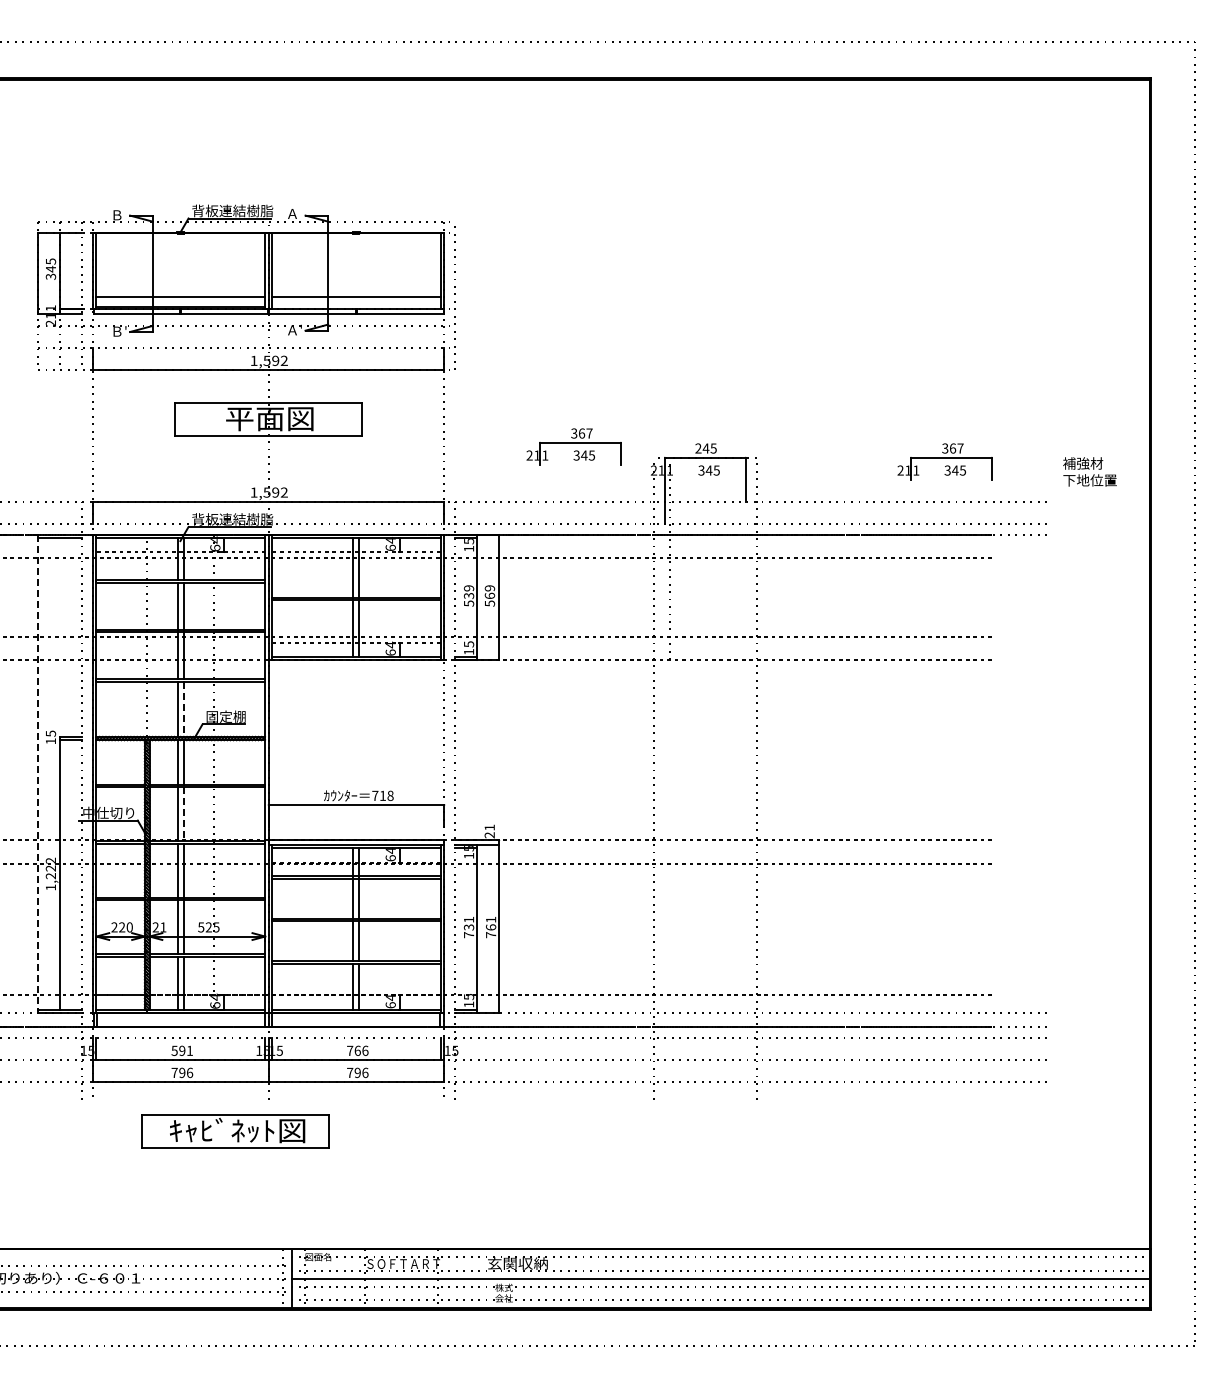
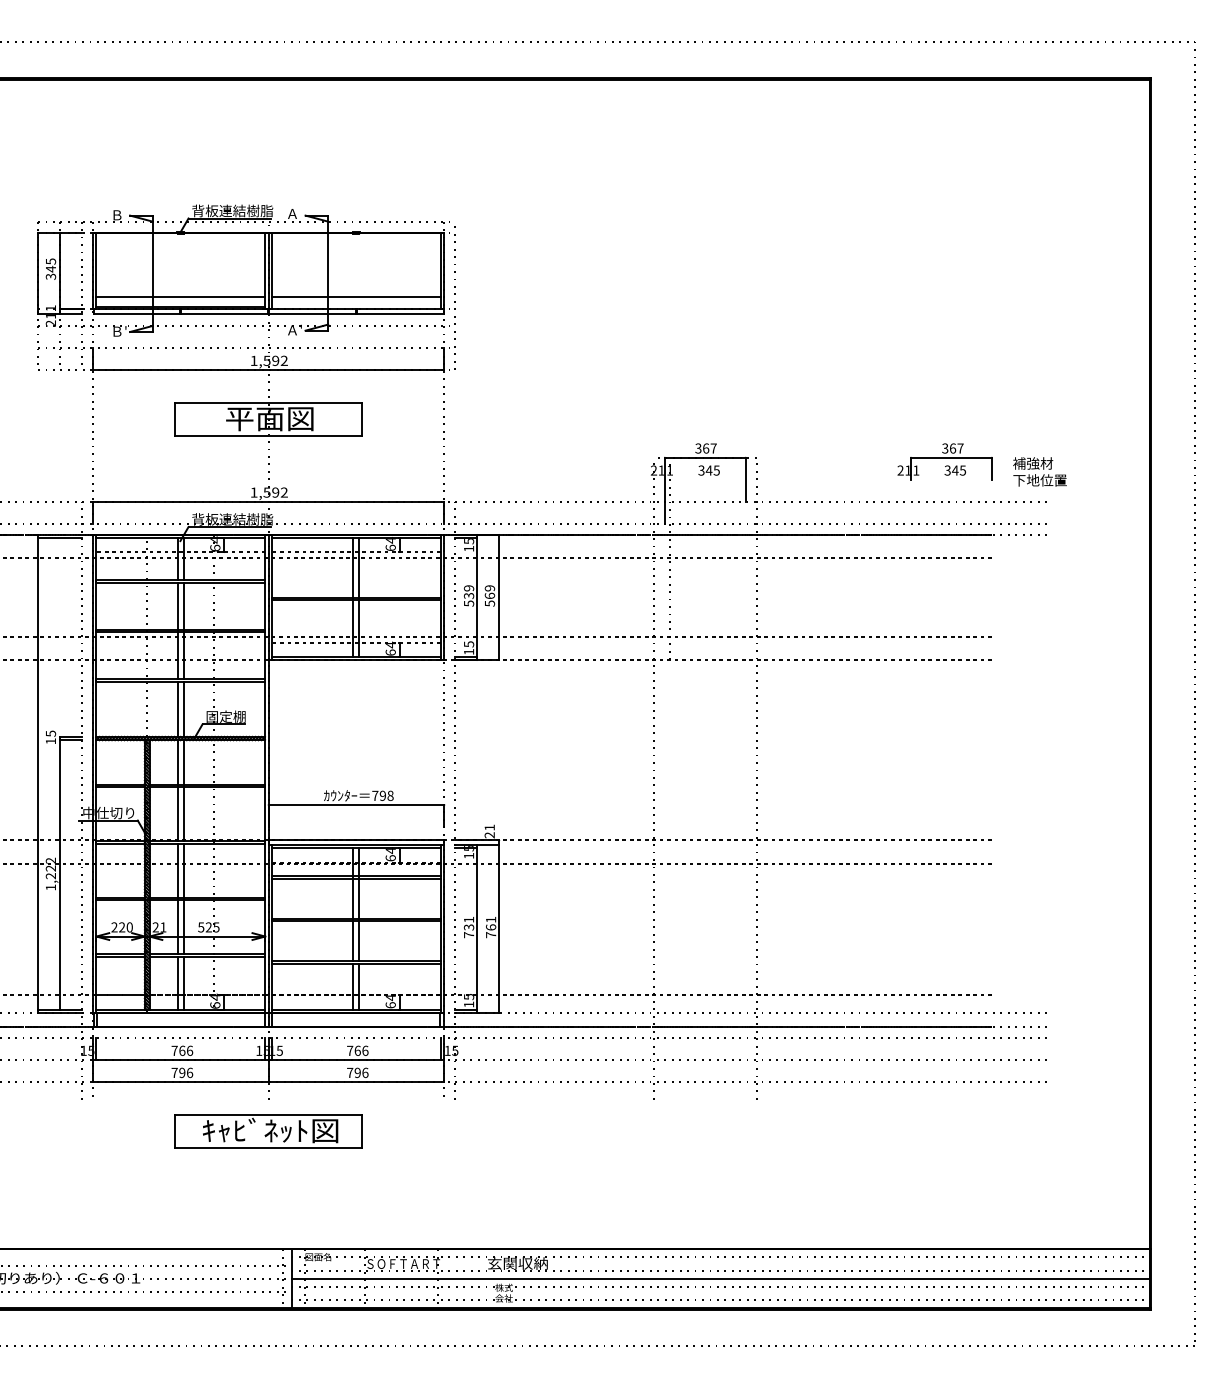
part: present -> none (573, 446)
text: 245 -> 367 (705, 448)
text position: (1089, 471) -> (1039, 471) (1039, 471)
line: dashed -> solid (183, 709)
line: dashed -> solid (38, 774)
text: 718 -> 798 (382, 795)
line: dashed -> solid (183, 814)
text: 591 -> 766 (182, 1050)
part position: (235, 1131) -> (268, 1131) (268, 1131)
